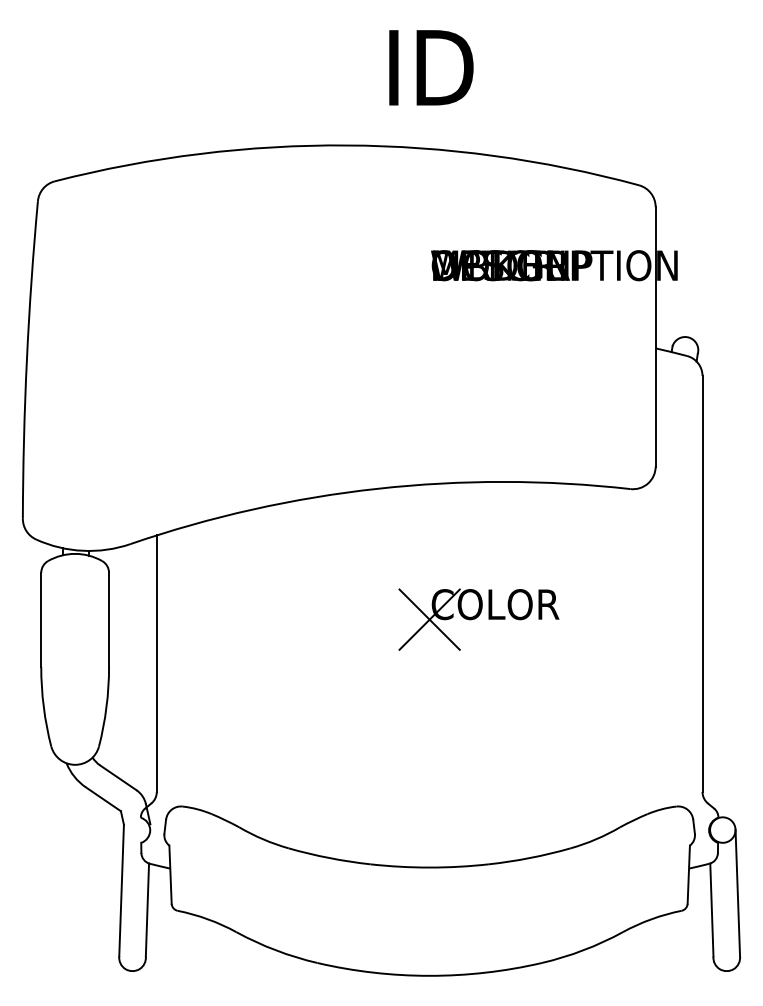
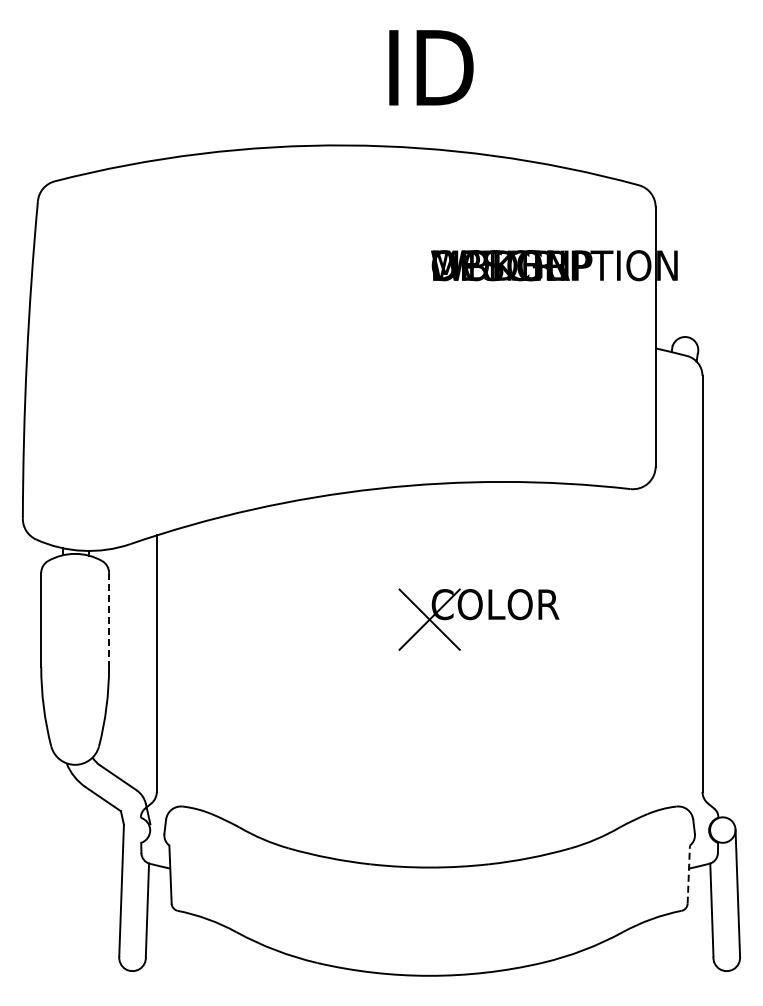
line: solid -> dashed (109, 620)
line: solid -> dashed (688, 874)
